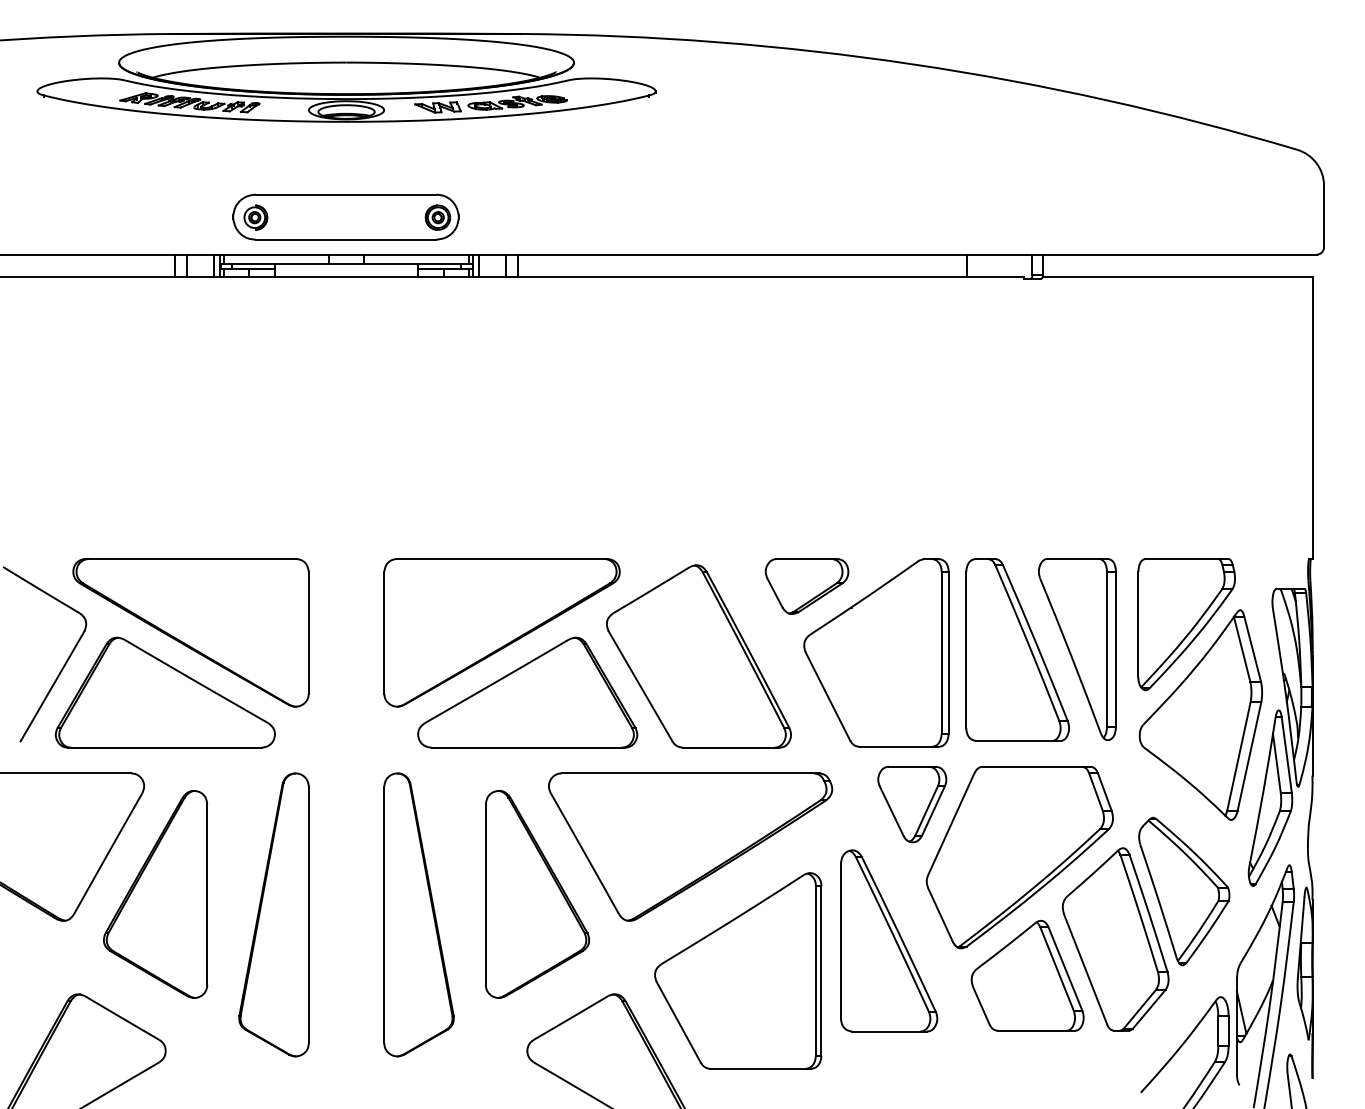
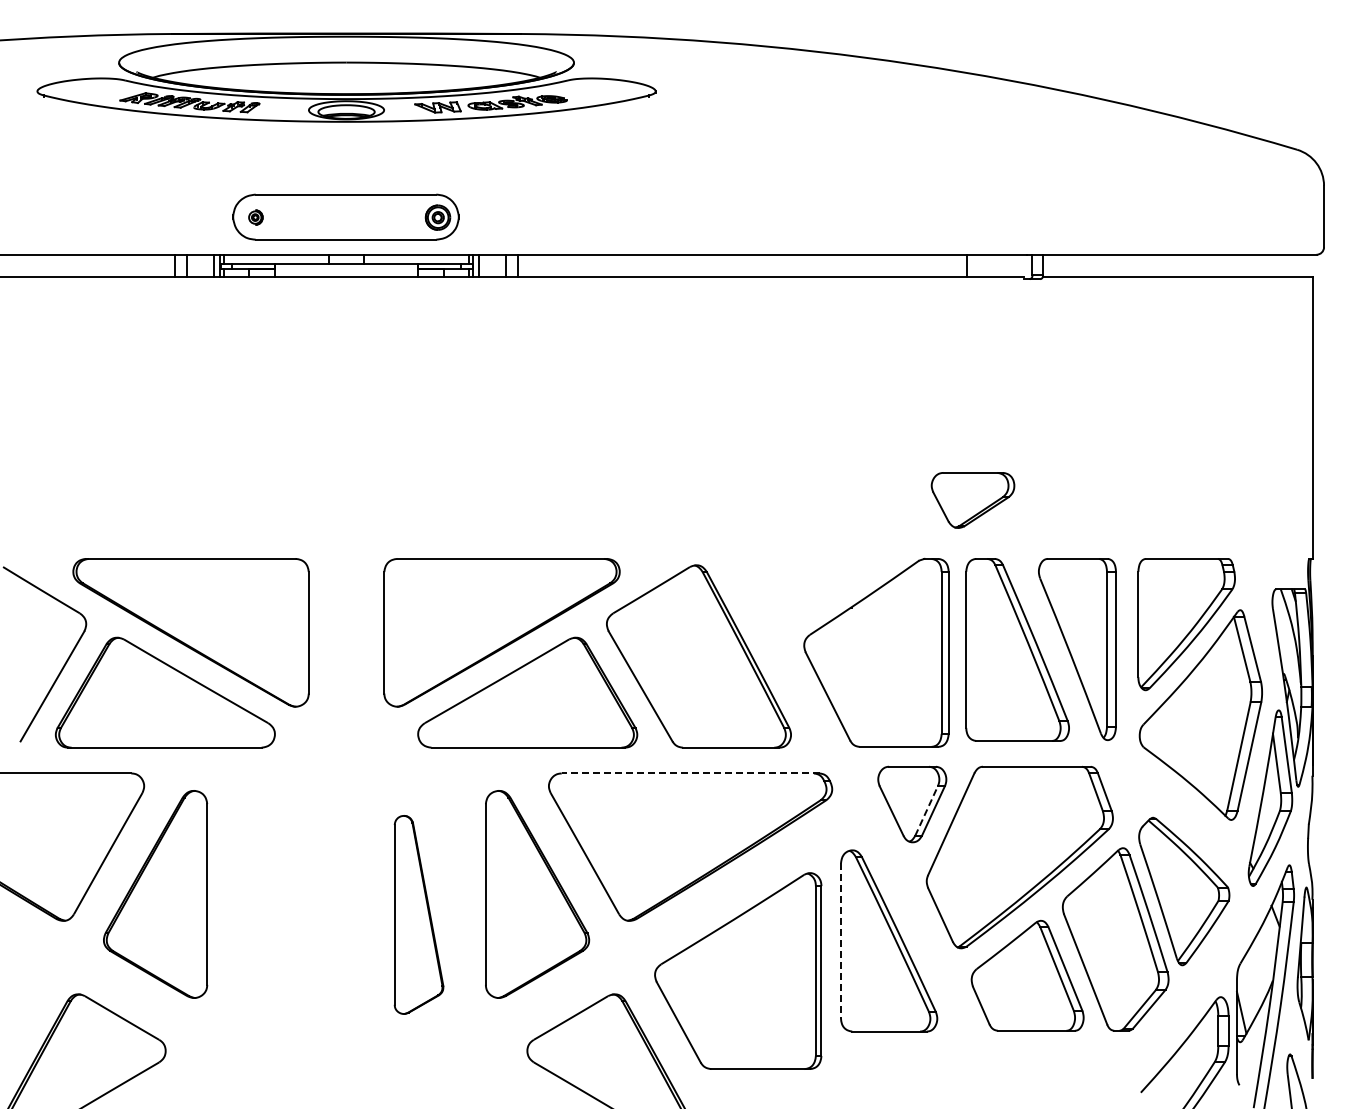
part size: 26x27 px -> 16x17 px (255, 217)
part position: (806, 586) -> (972, 500) (972, 500)
line: solid -> dashed (690, 773)
line: solid -> dashed (926, 810)
part: present -> none (273, 914)
part size: 72x286 px -> 52x200 px (418, 914)
line: solid -> dashed (840, 941)
